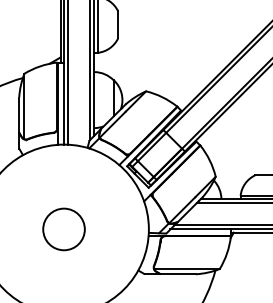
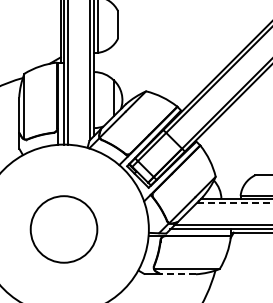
line: solid -> dashed (234, 203)
circle diameter: 42 px -> 67 px (63, 229)
line: solid -> dashed (178, 274)
